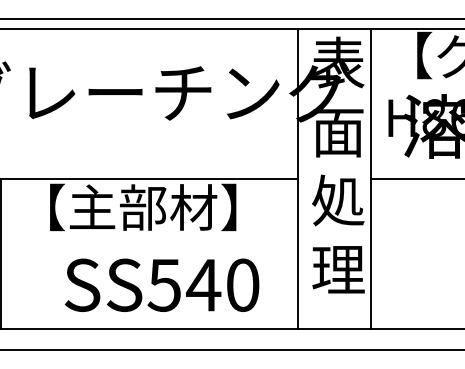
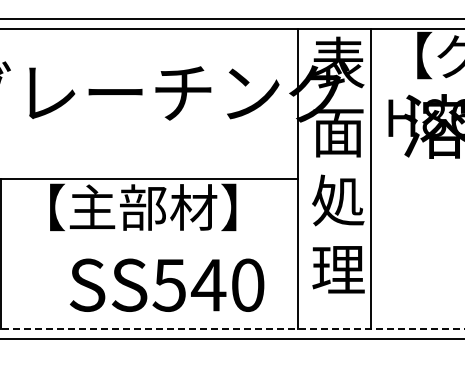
line: present -> none (415, 179)
text position: (162, 284) -> (167, 284) (167, 284)
line: solid -> dashed (232, 329)
line position: (231, 350) -> (231, 339) (231, 339)
